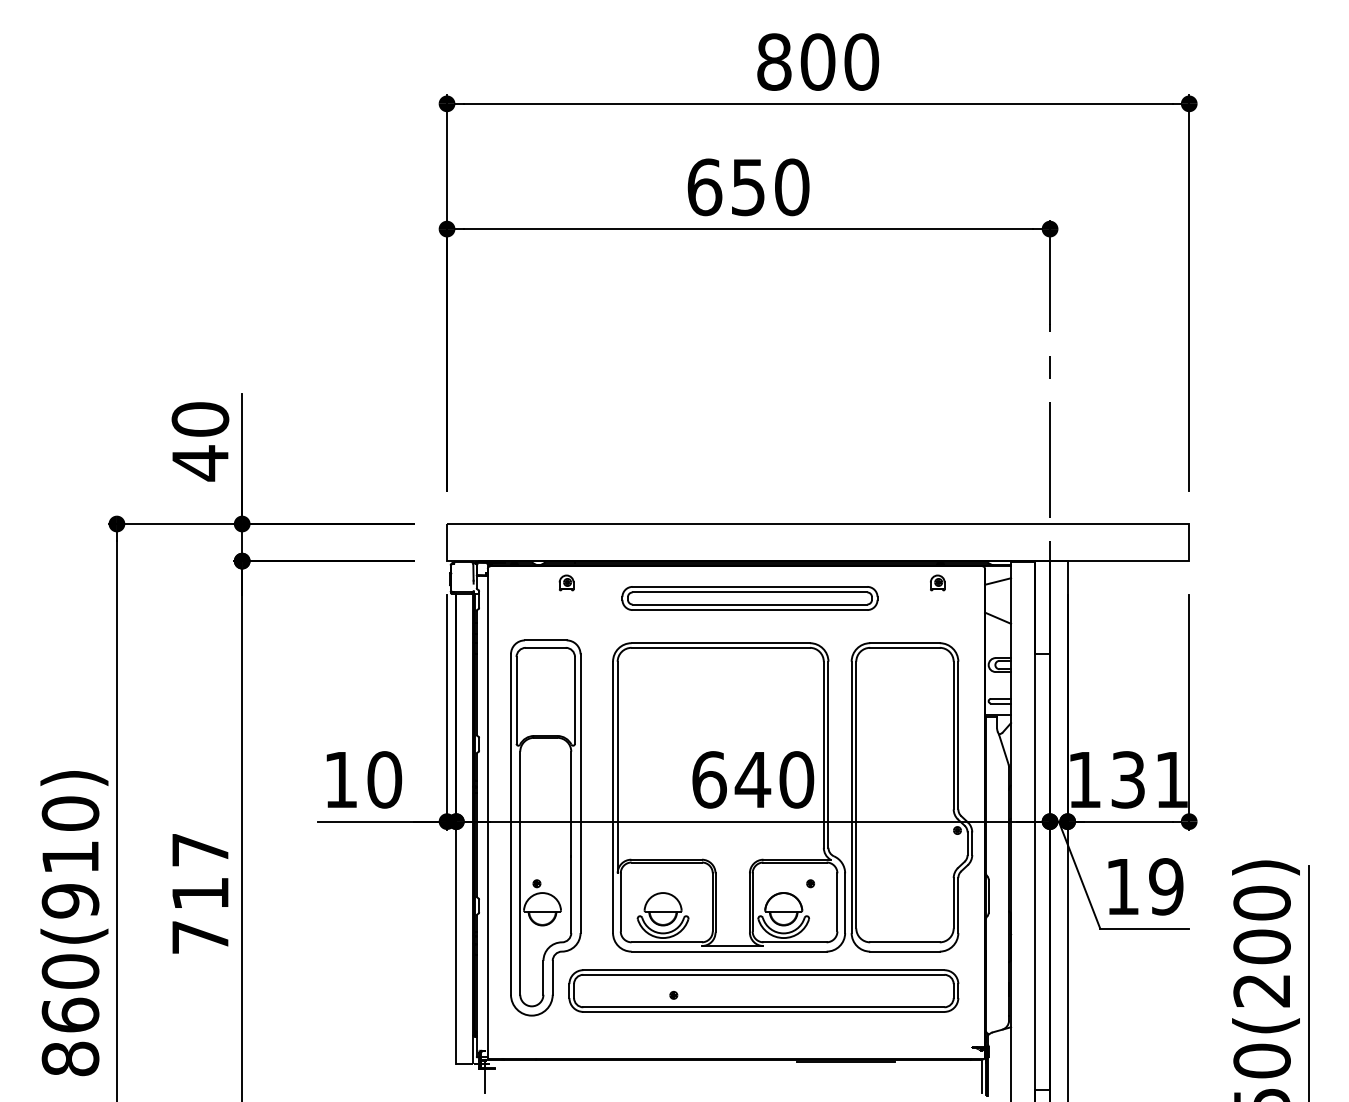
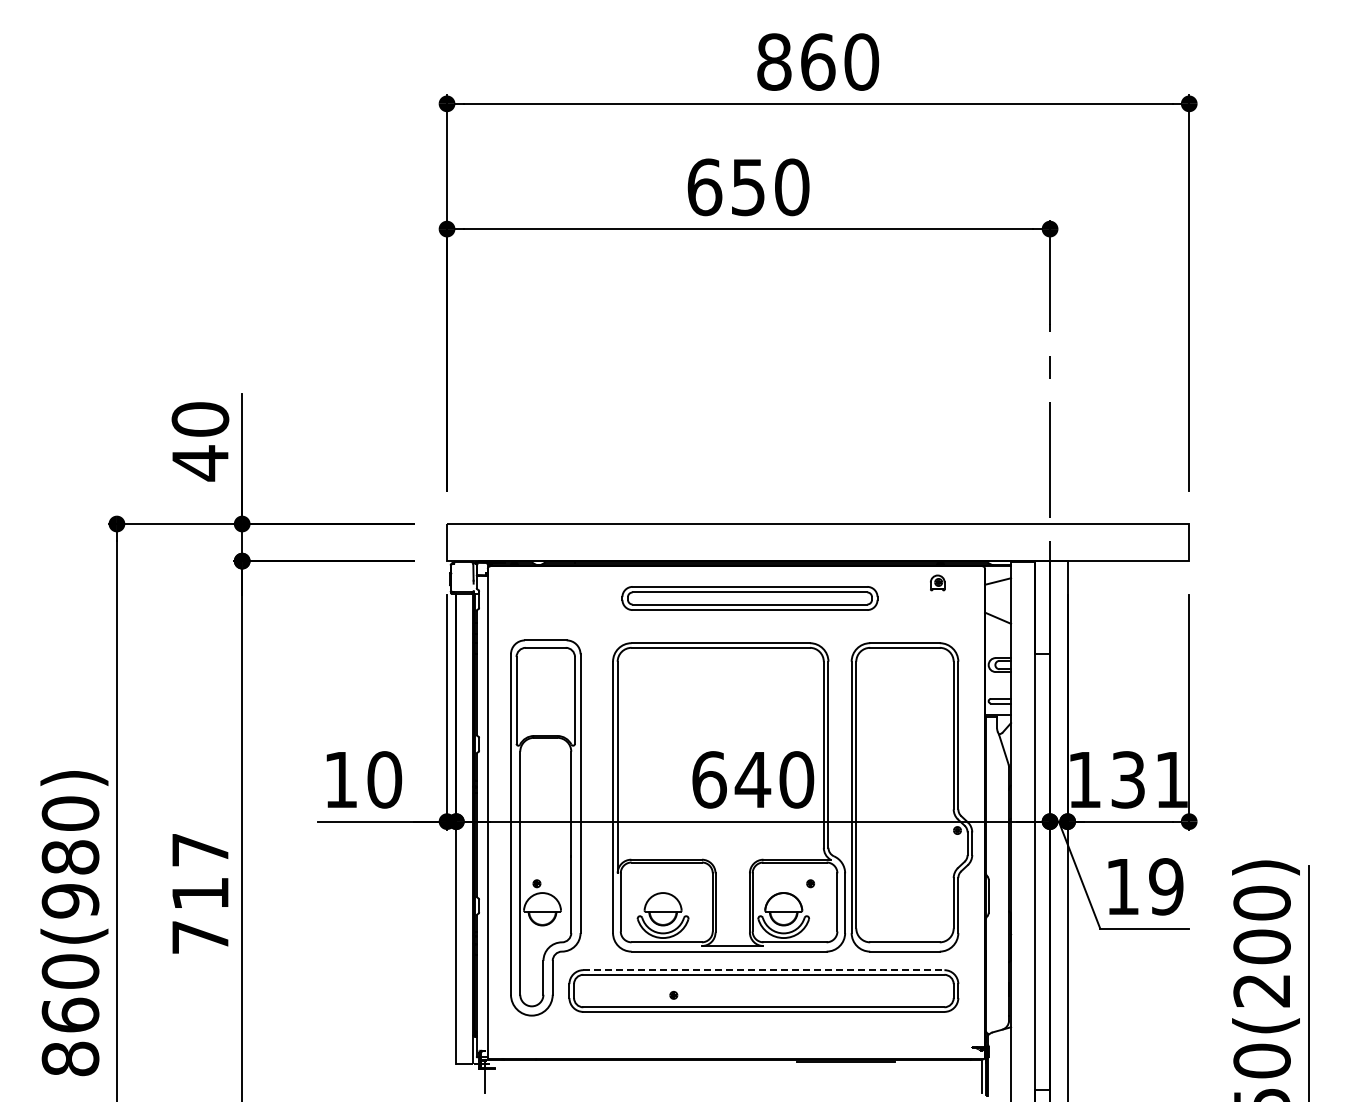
text: 800 -> 860 (817, 61)
part: present -> none (566, 582)
text: 860(910) -> 860(980) (70, 857)
line: solid -> dashed (763, 970)
